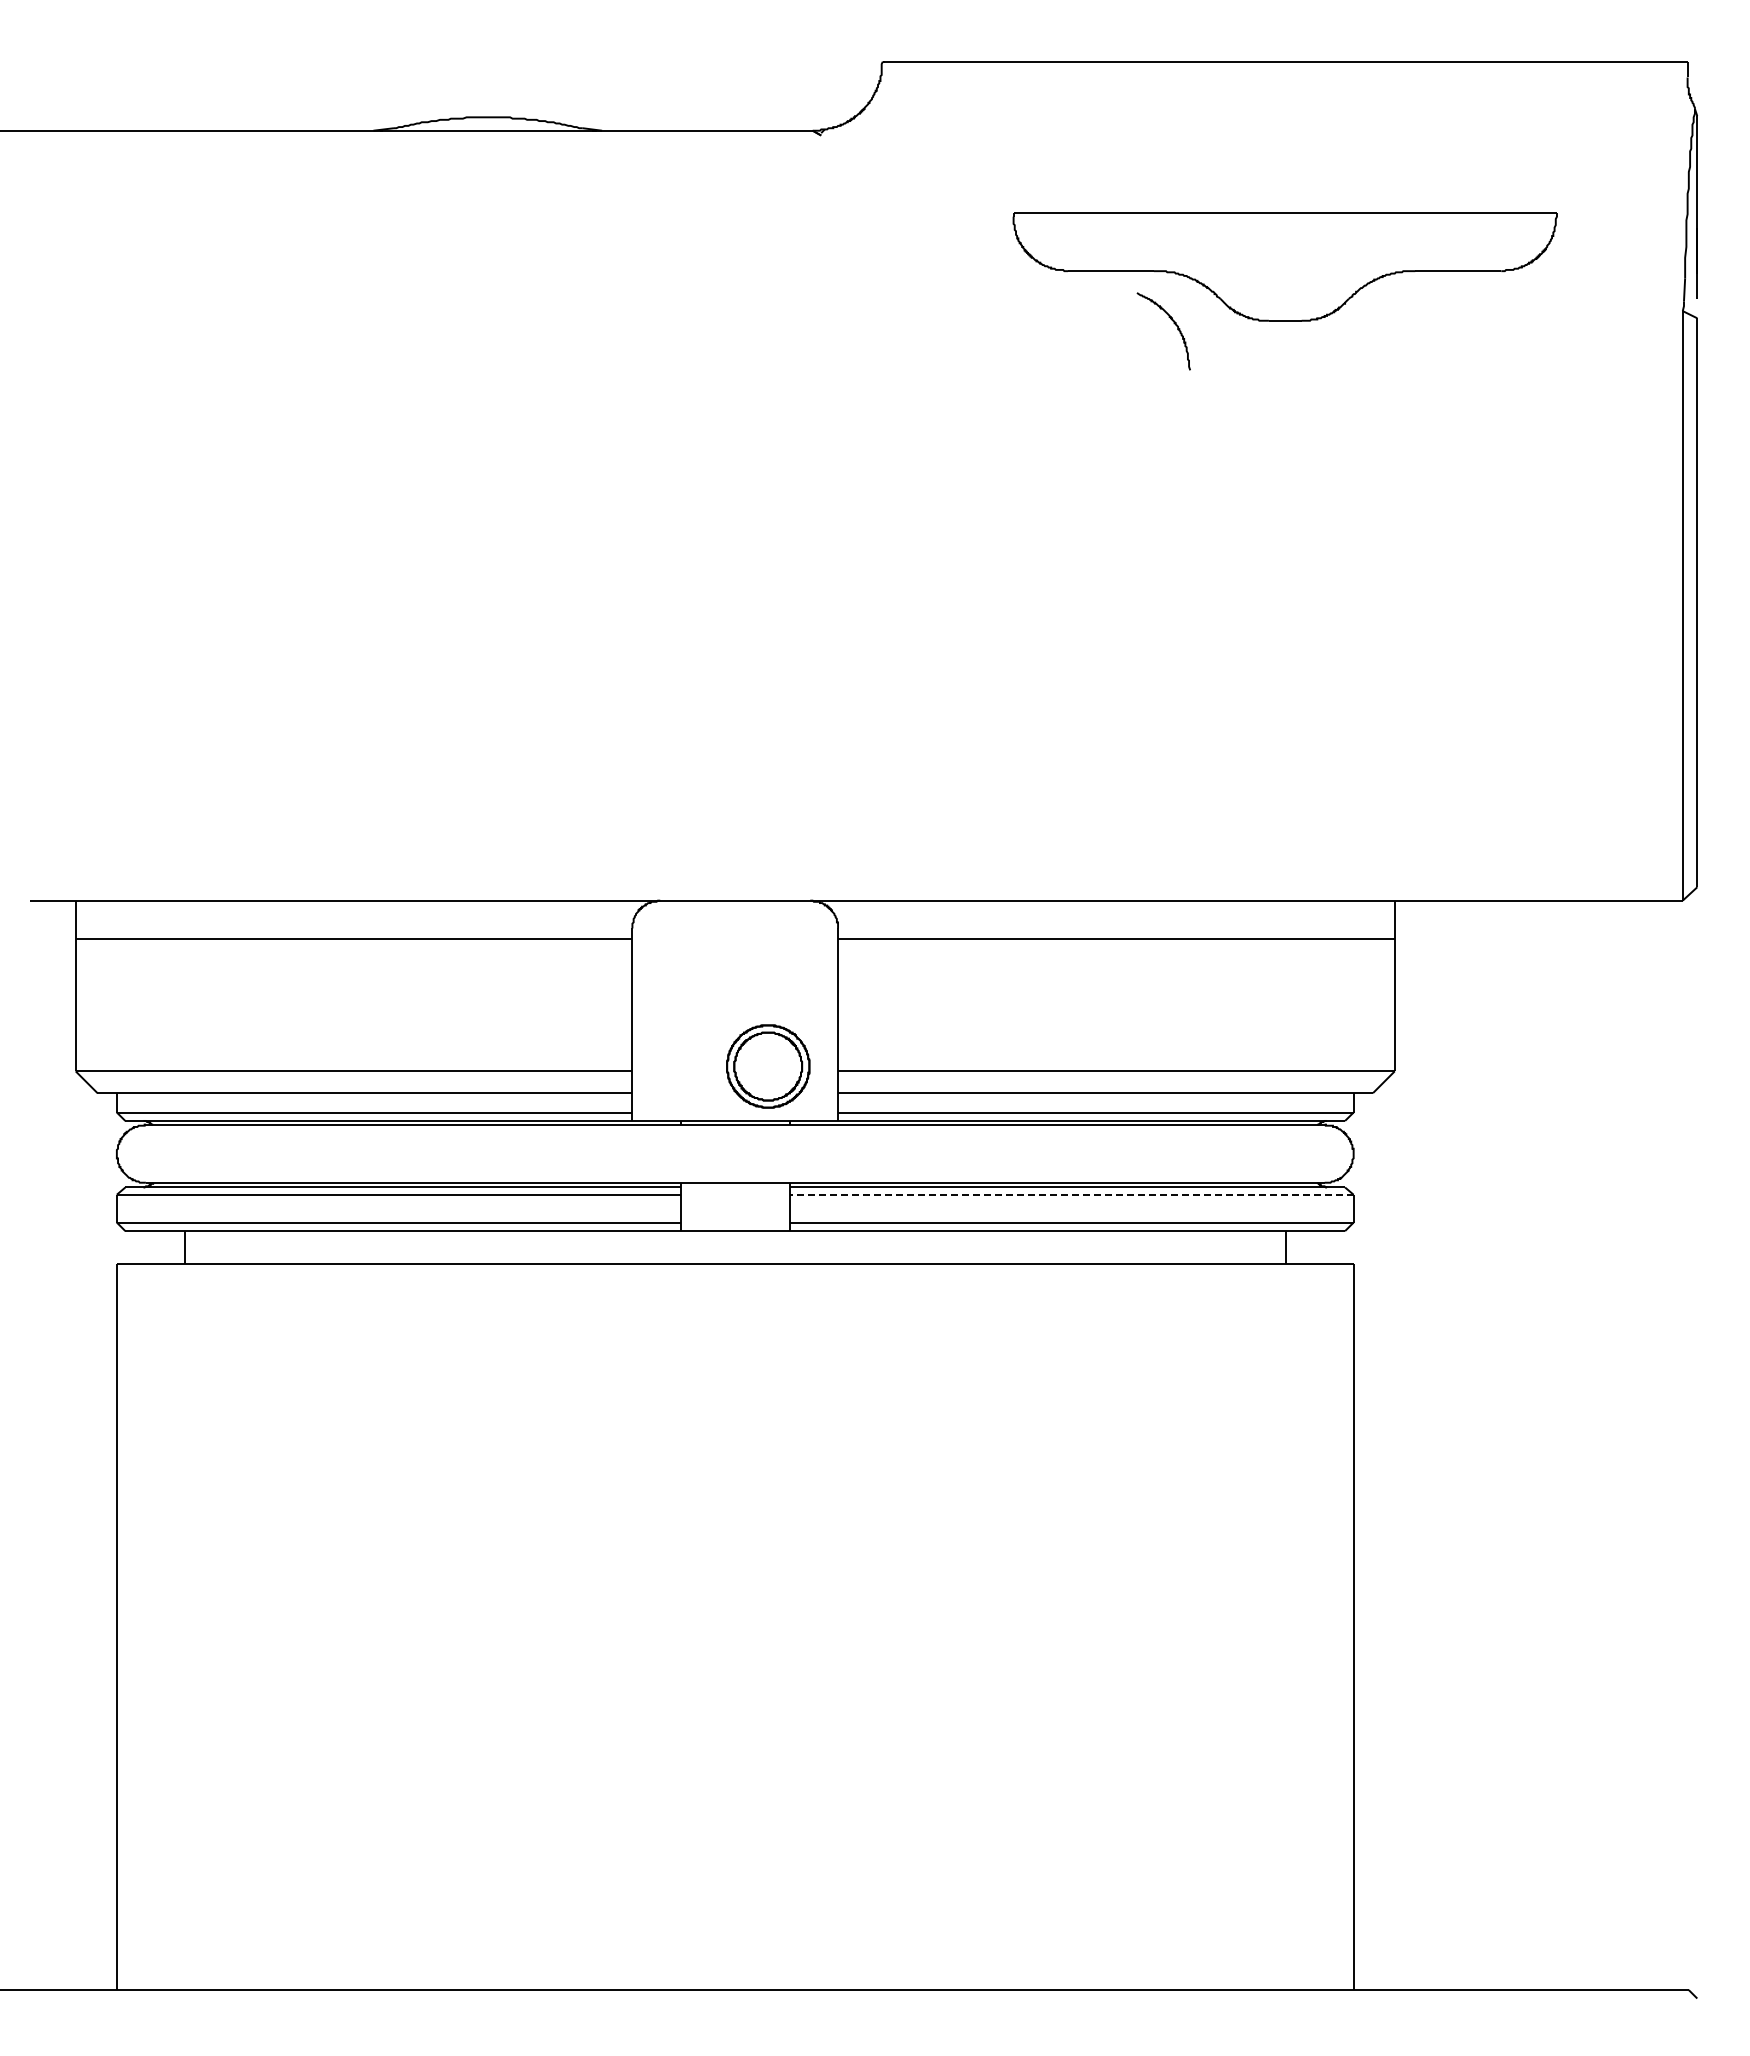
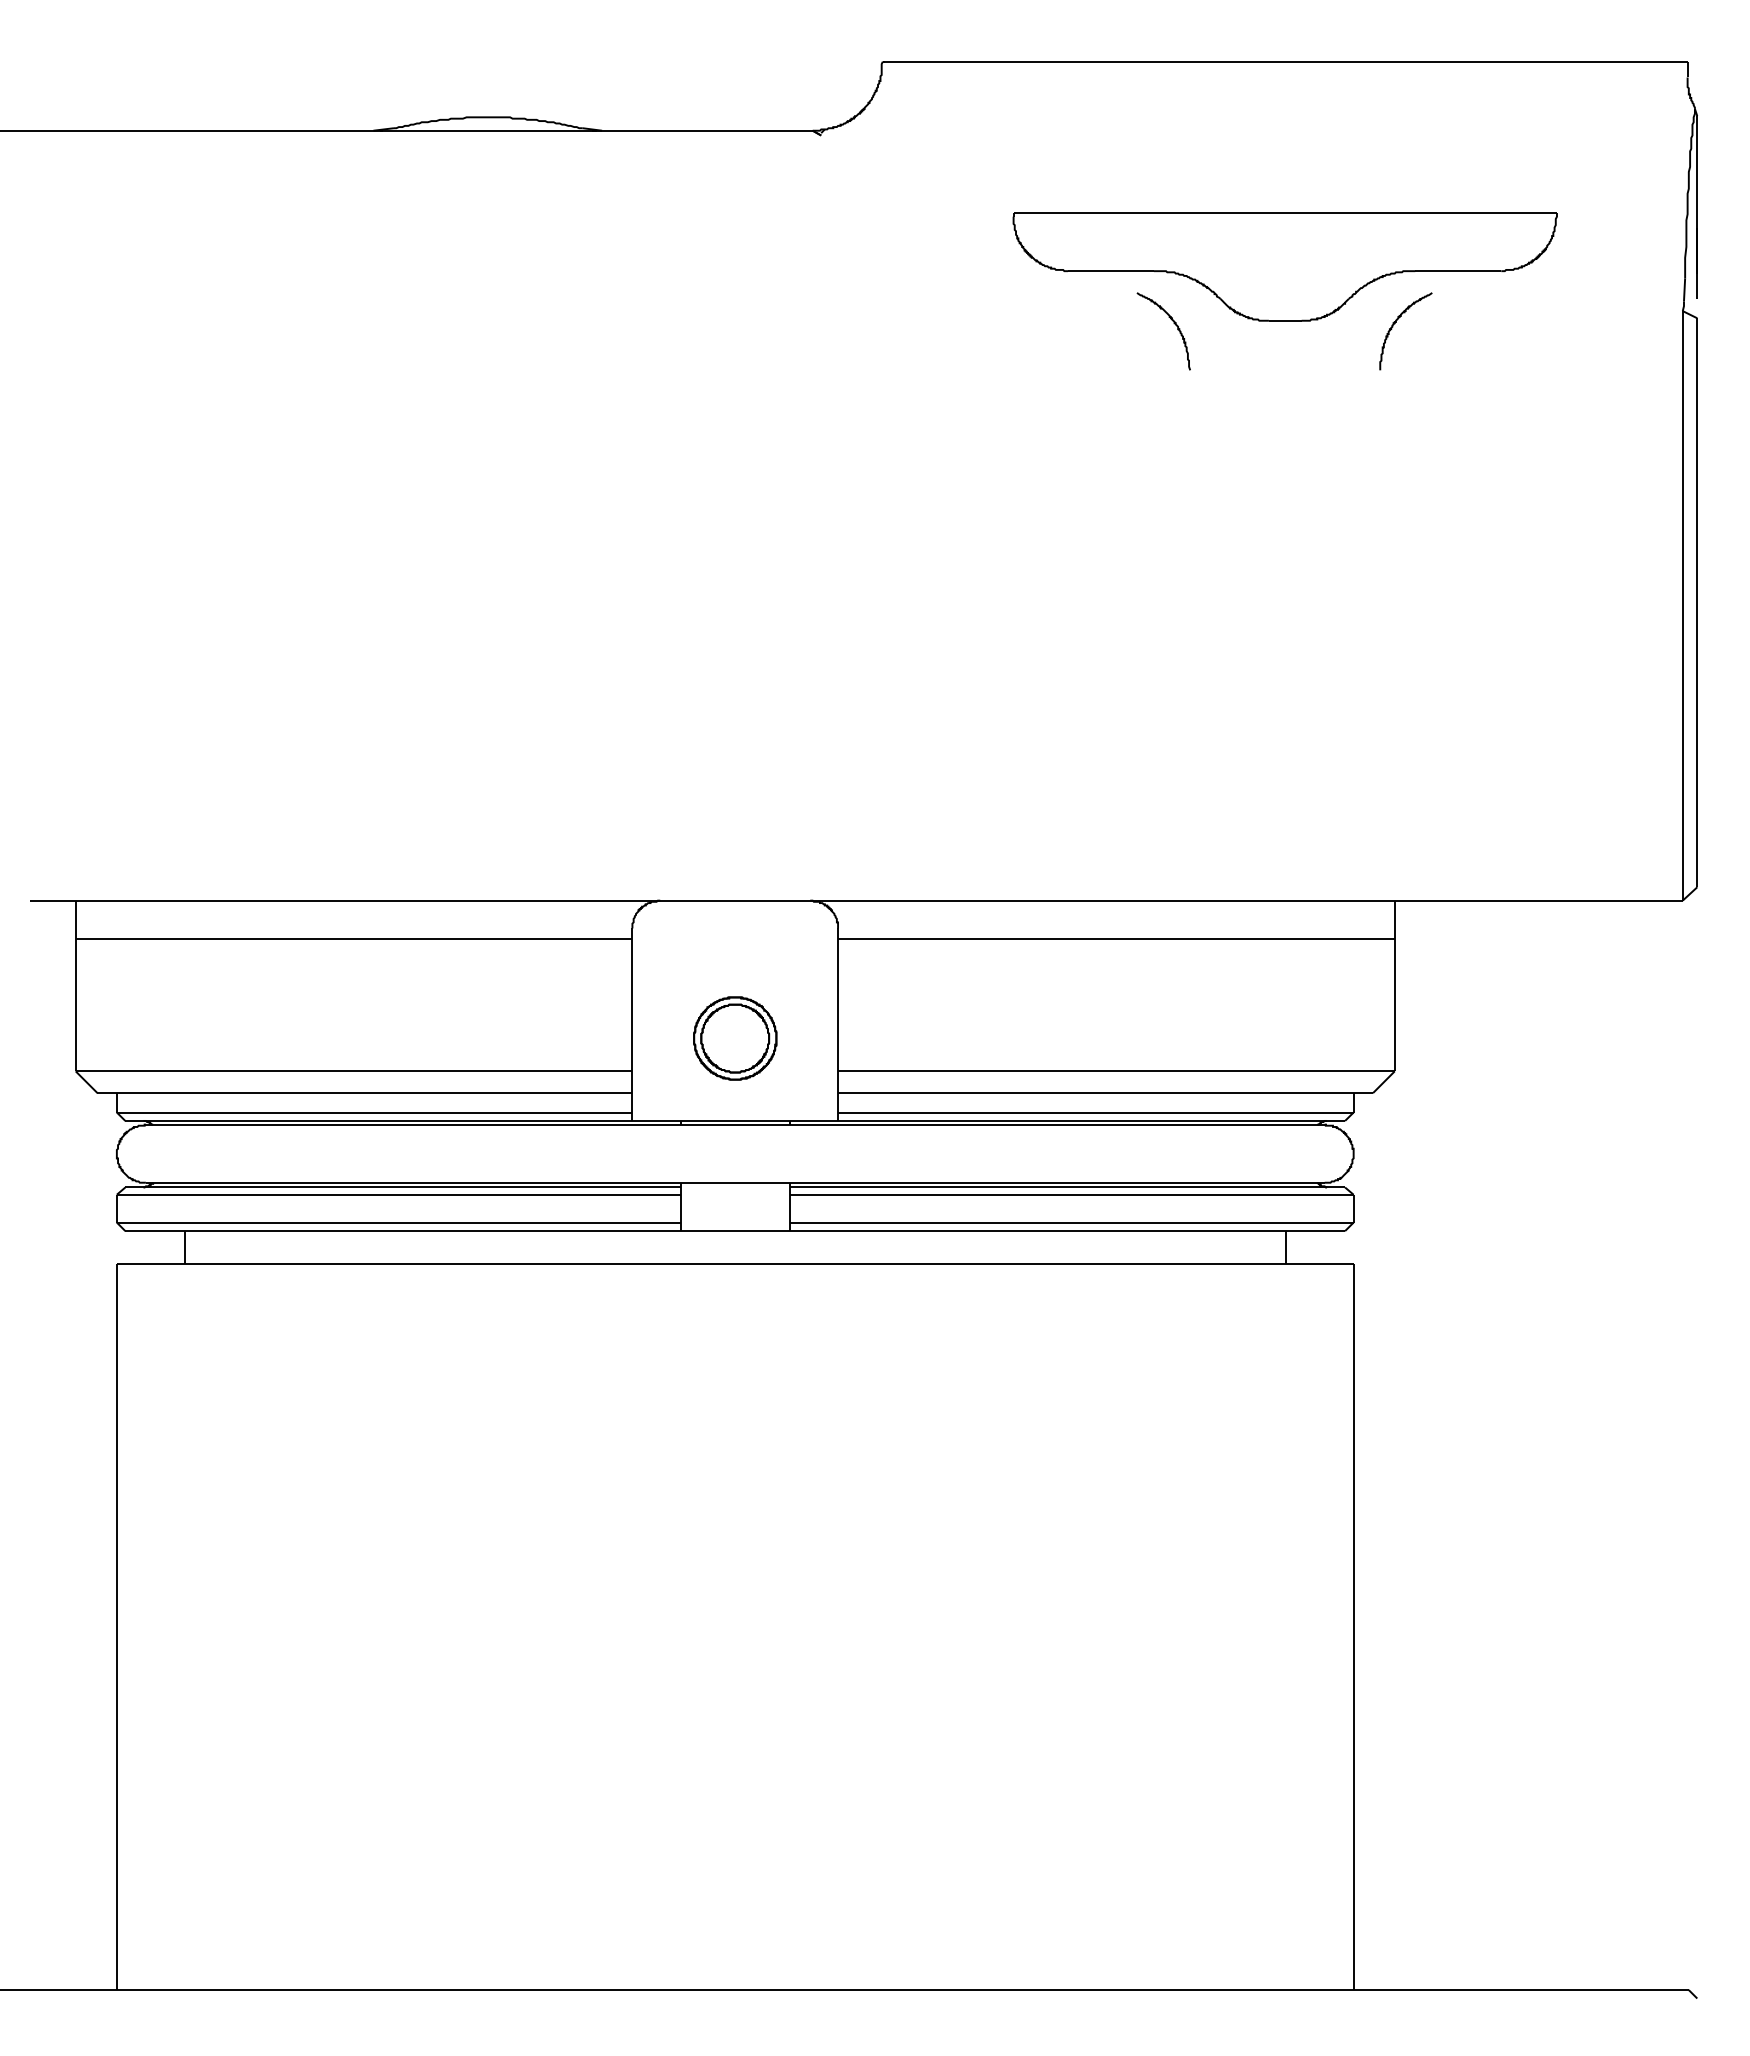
curve: none -> present (1395, 324)
part position: (768, 1066) -> (735, 1038) (735, 1038)
line: dashed -> solid (1071, 1194)
